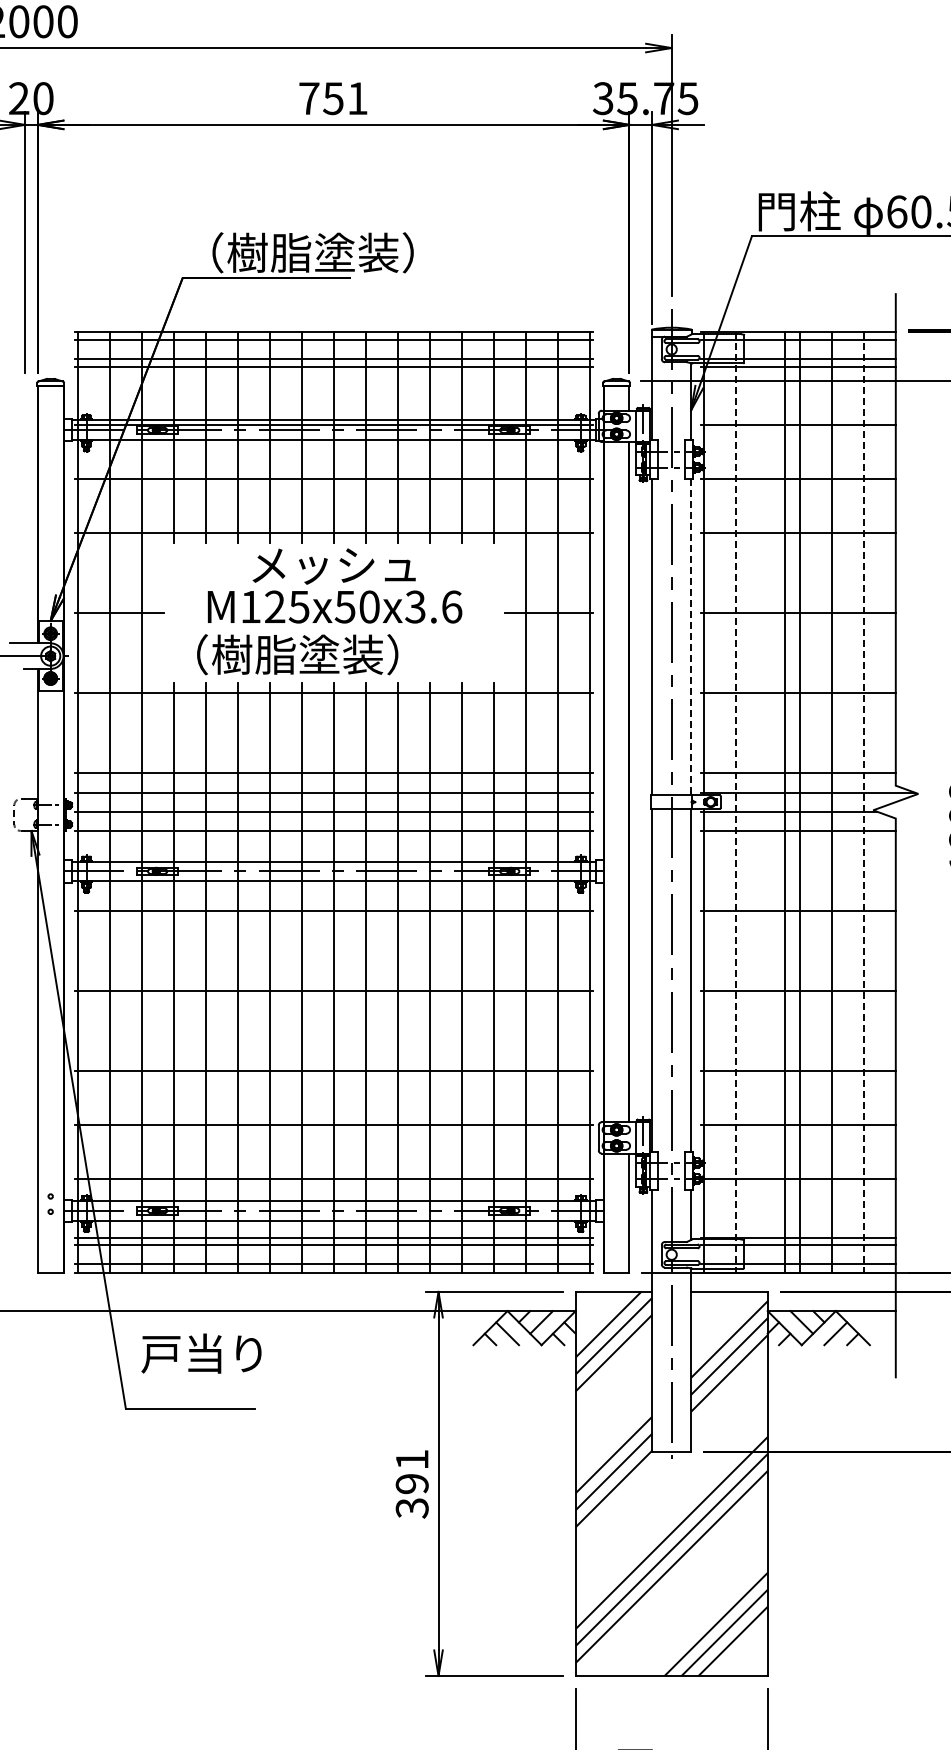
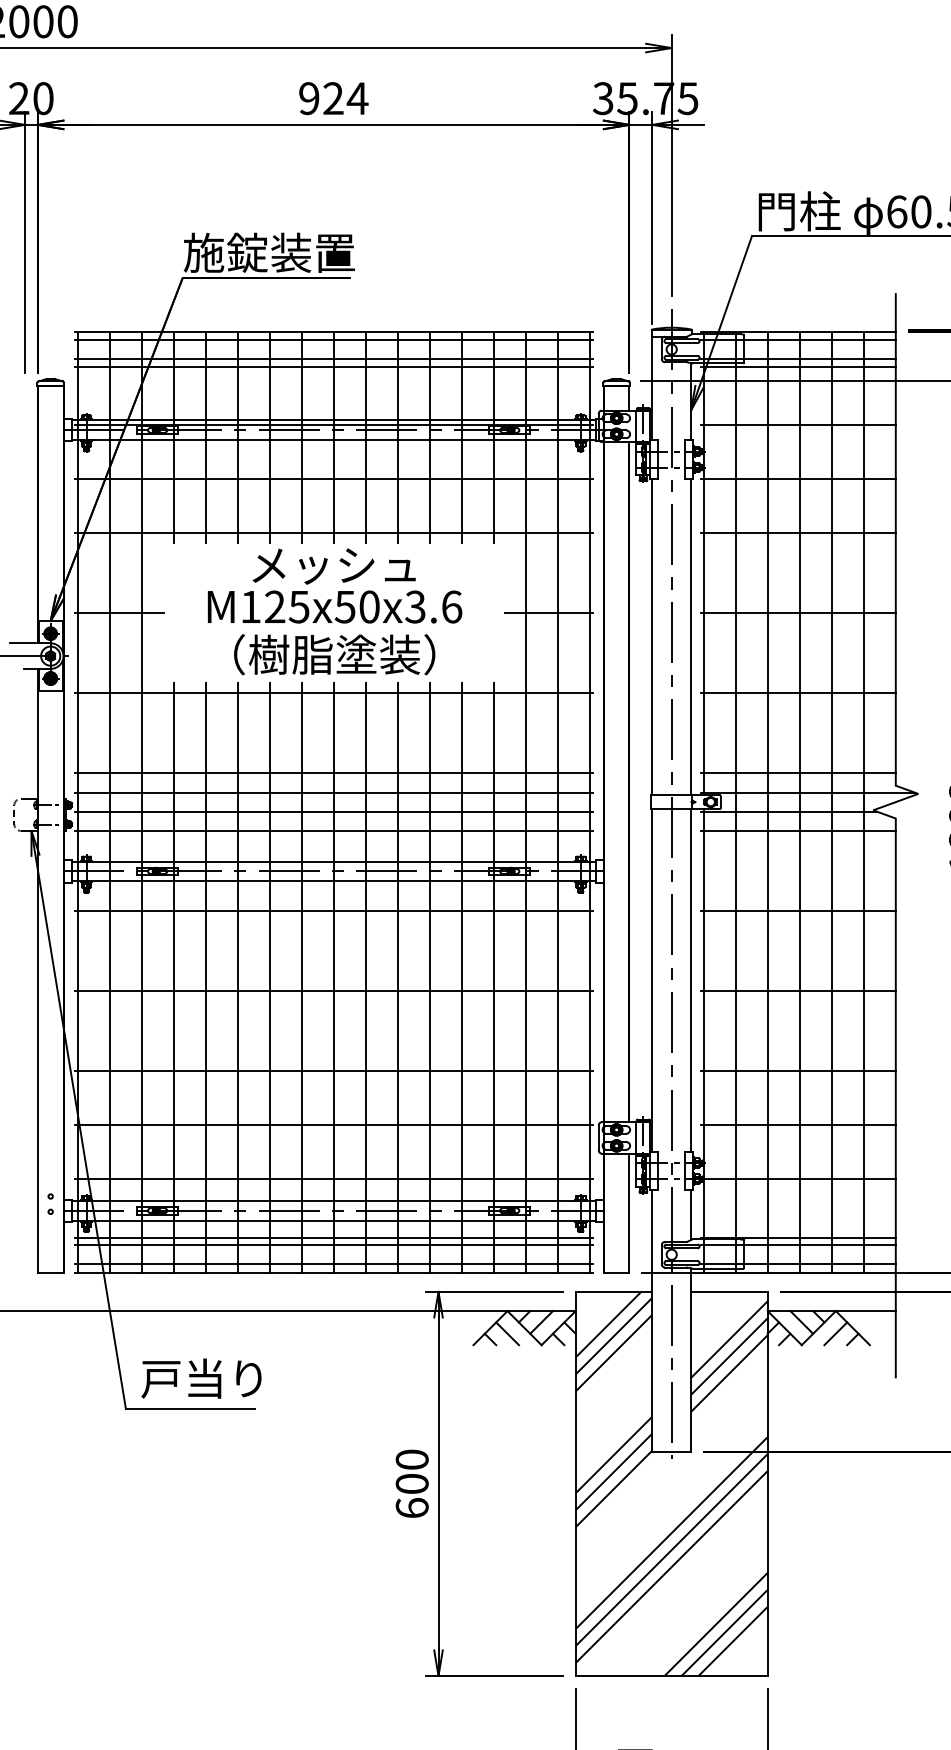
text: 751 -> 924 (333, 98)
text: （樹脂塗装） -> 施錠装置 (298, 252)
line: dashed -> solid (691, 637)
text position: (297, 654) -> (334, 654) (334, 654)
line position: (784, 801) -> (767, 801) (767, 801)
line: dashed -> solid (735, 802)
line: dashed -> solid (863, 802)
text position: (201, 1353) -> (201, 1378) (201, 1378)
text: 391 -> 600 (411, 1483)
